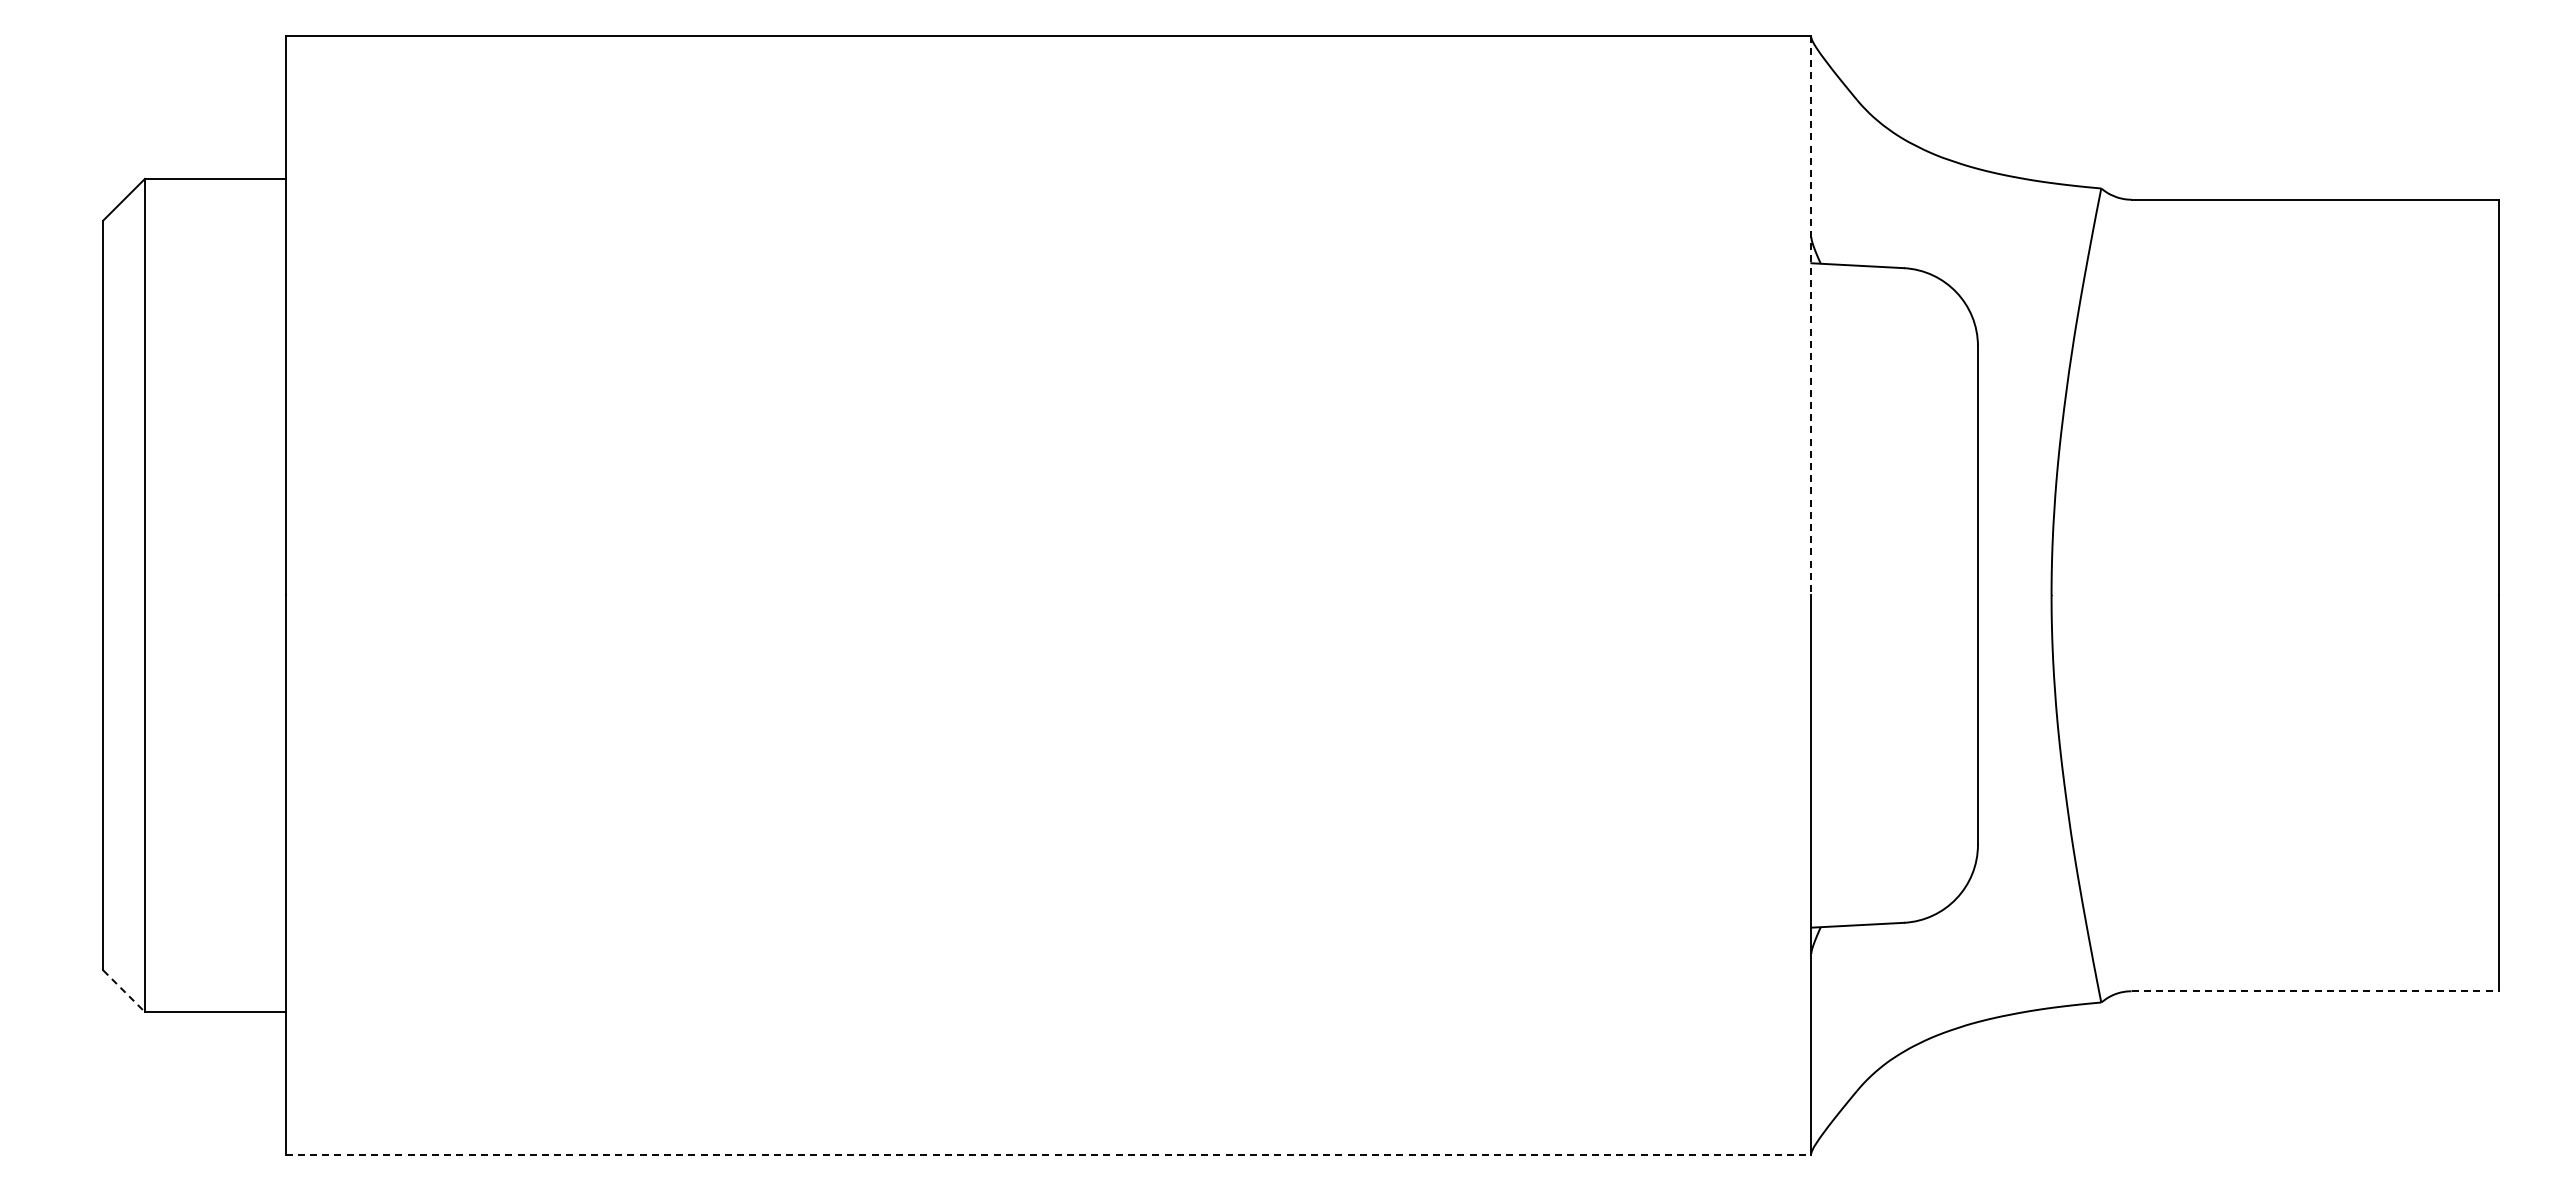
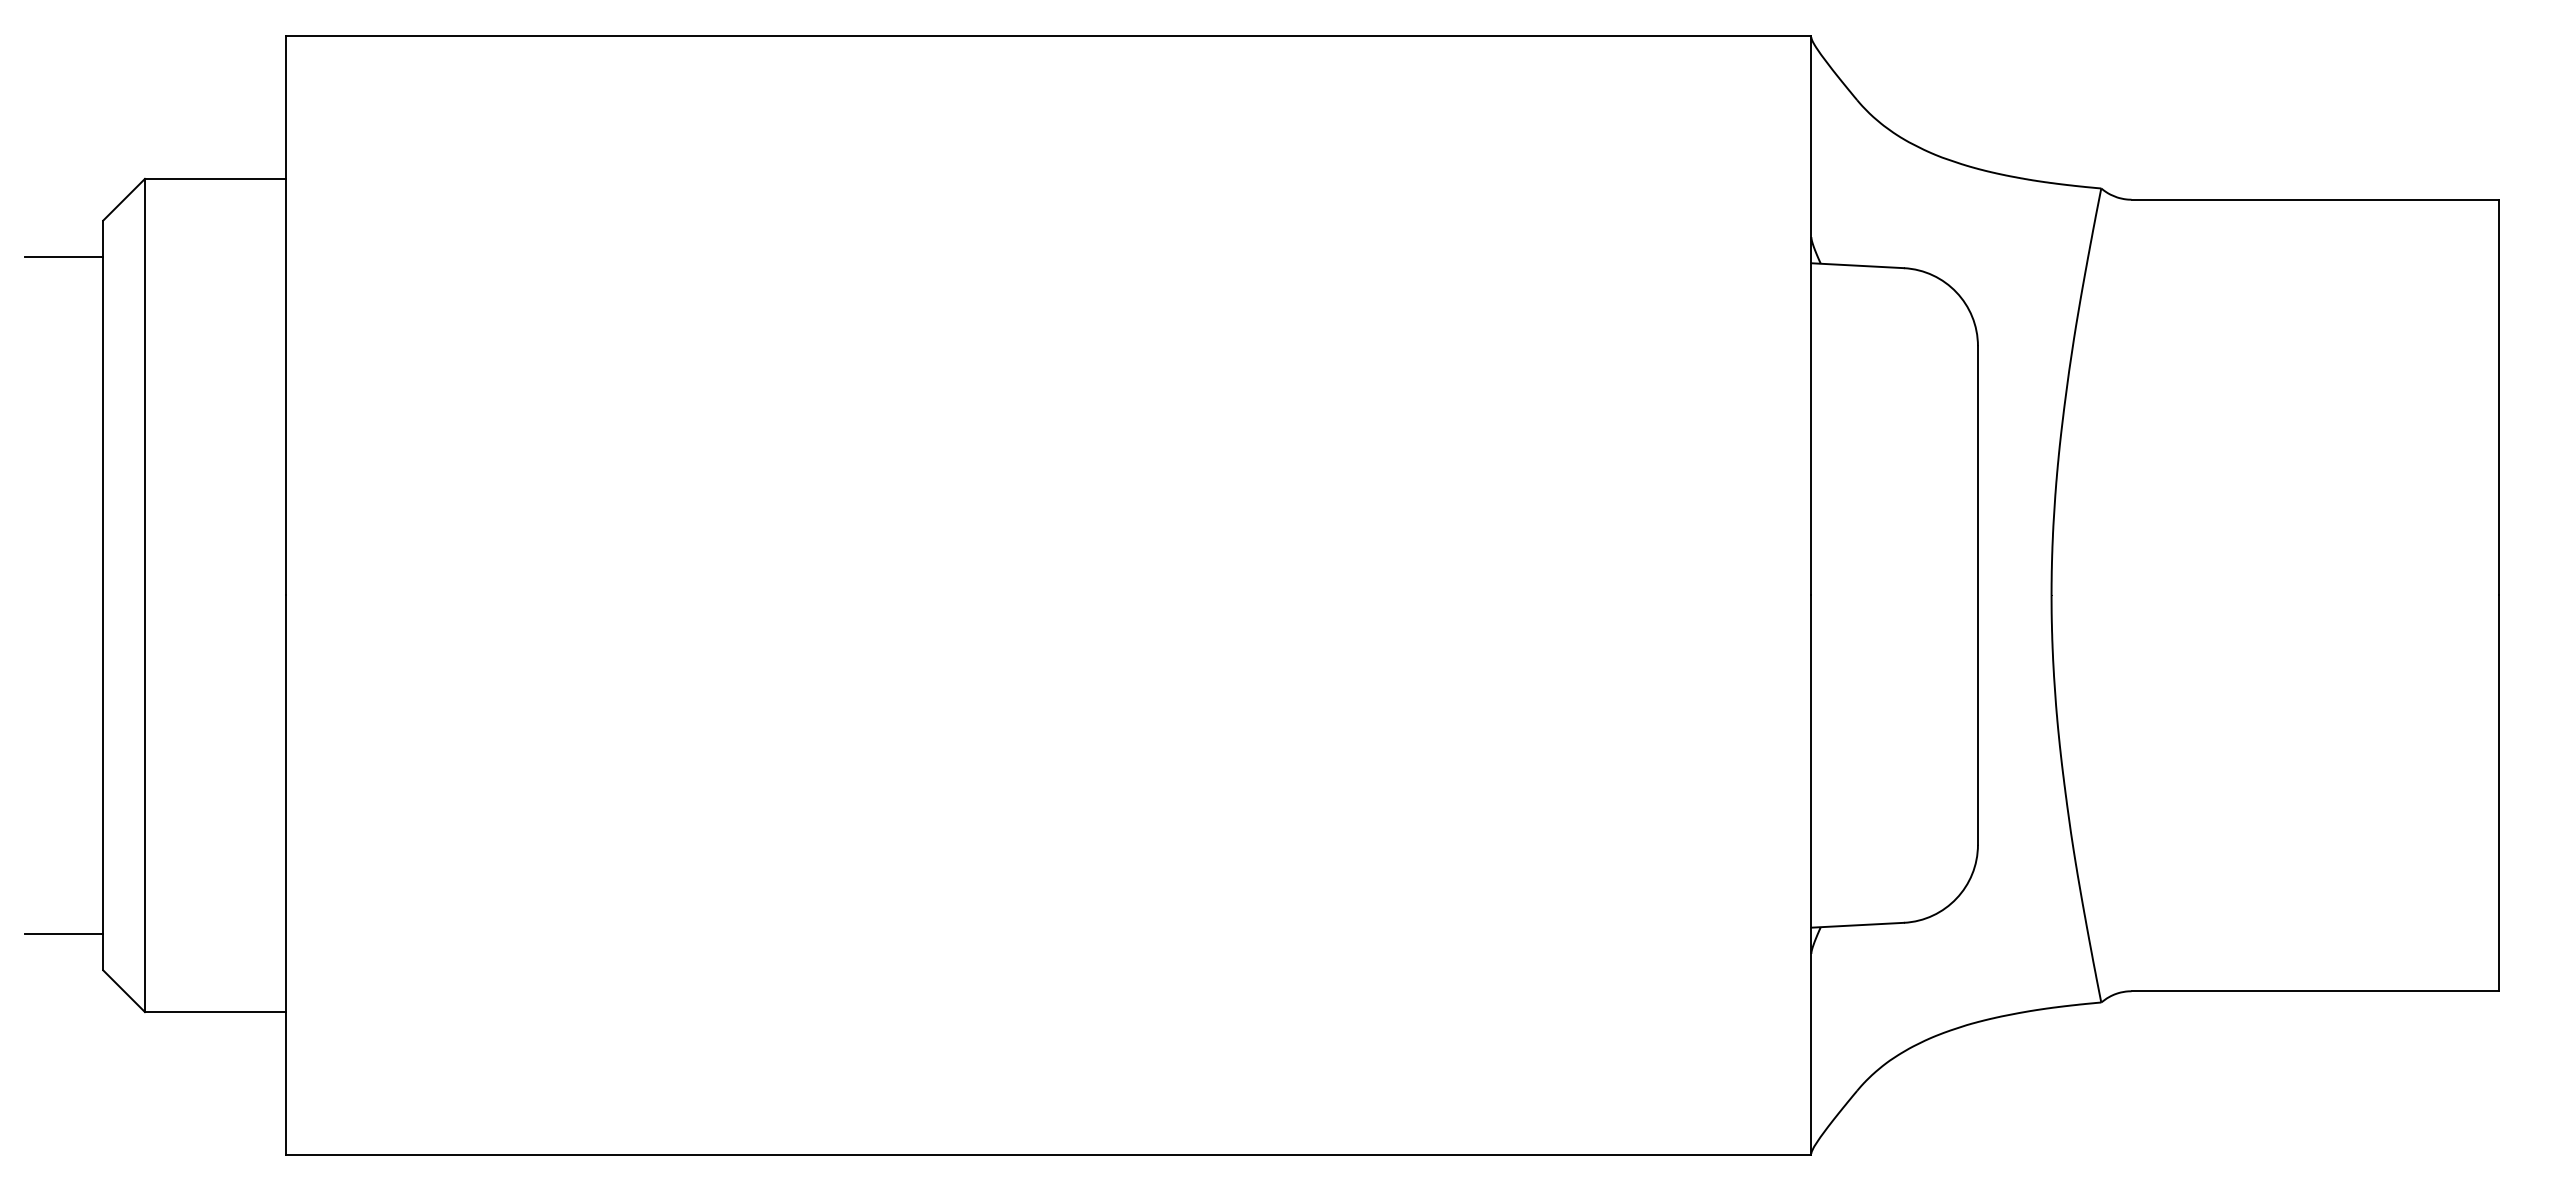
line: none -> present (64, 257)
line: dashed -> solid (1811, 315)
line: none -> present (64, 933)
line: dashed -> solid (124, 991)
line: dashed -> solid (2315, 991)
line: dashed -> solid (1048, 1155)
